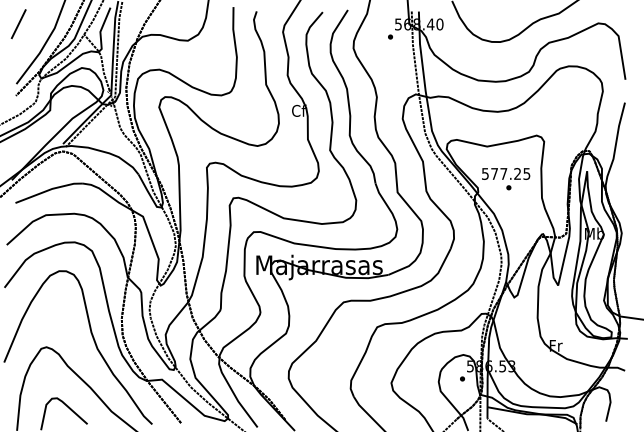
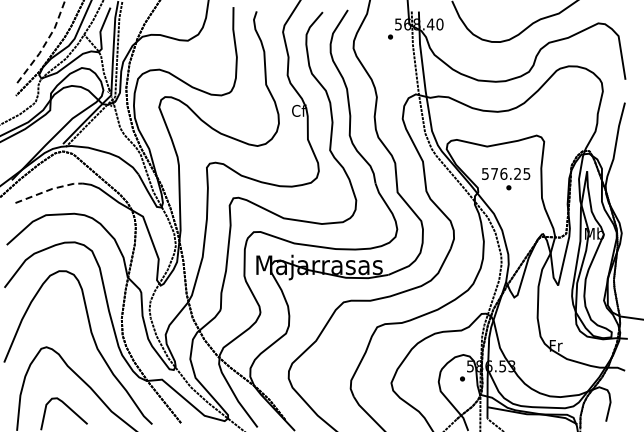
line: present -> none (18, 24)
line: solid -> dashed (44, 44)
text: 577.25 -> 576.25 (503, 173)
line: solid -> dashed (50, 189)
